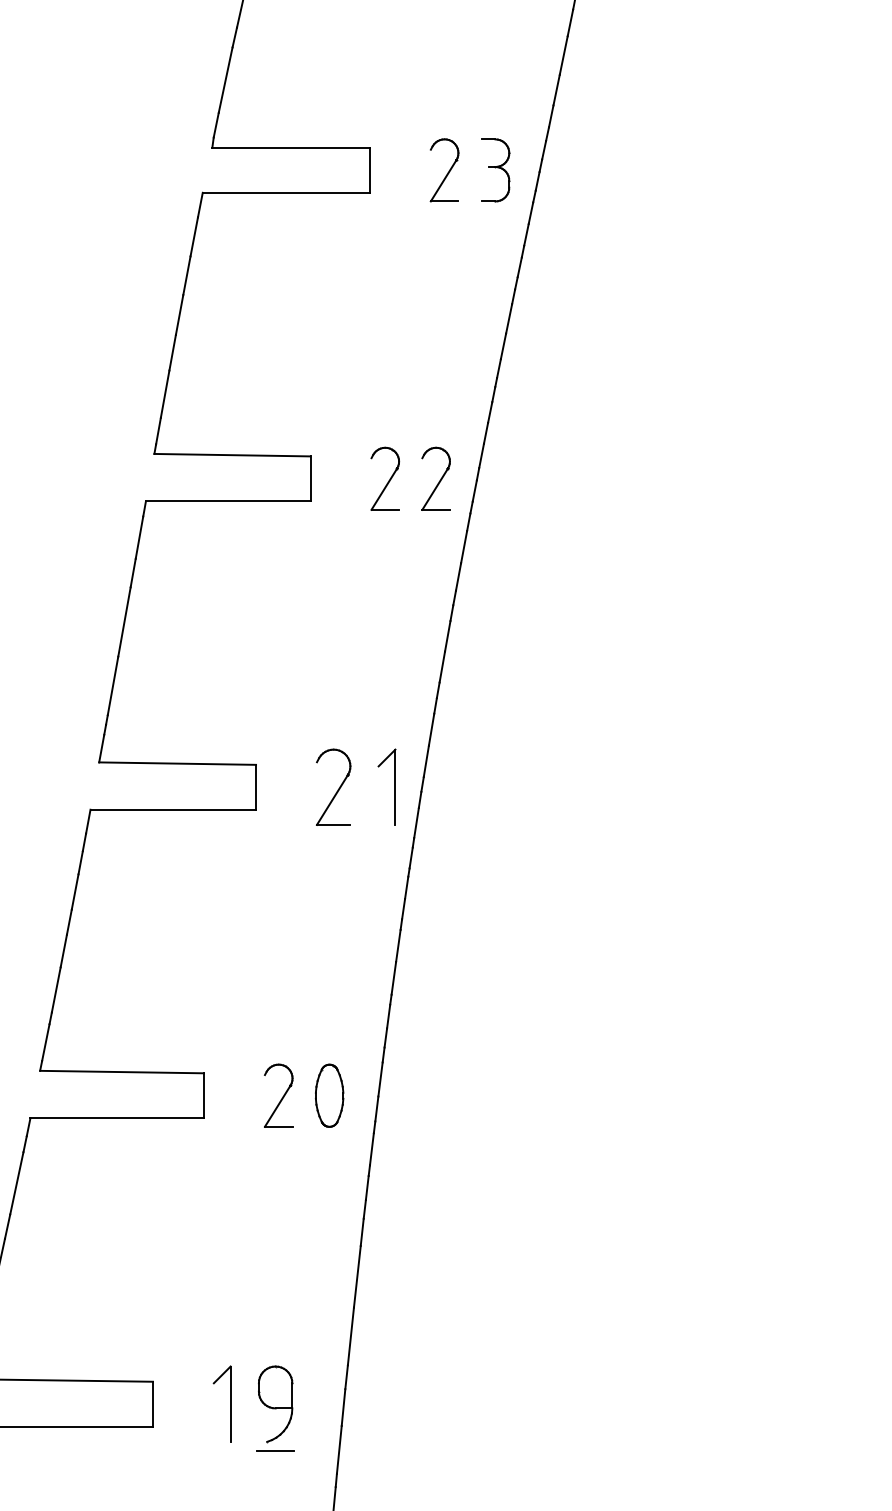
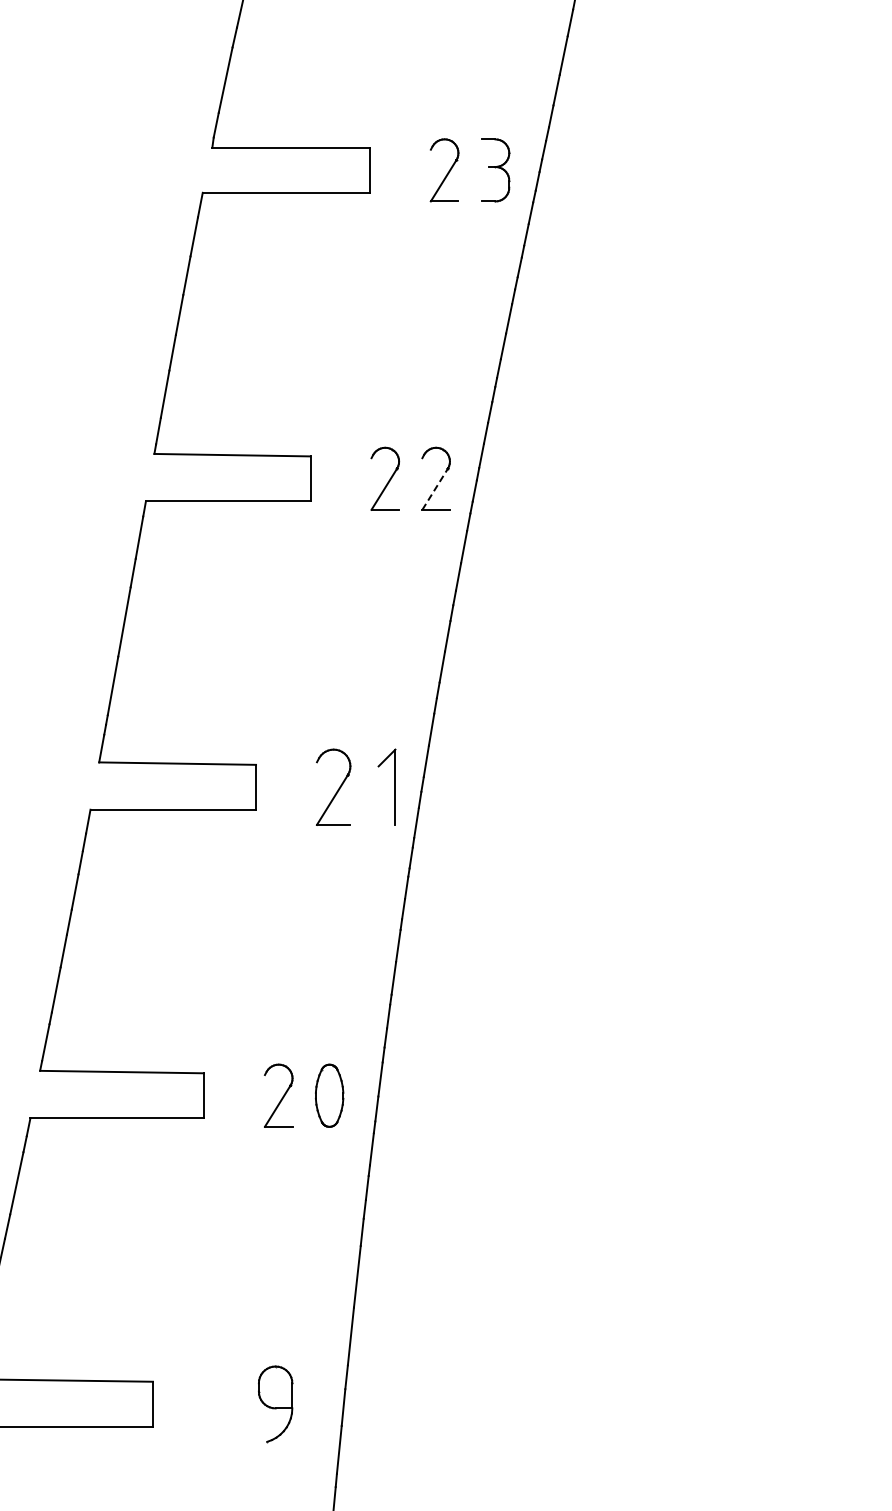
line: solid -> dashed (435, 488)
part: present -> none (230, 1403)
line: present -> none (275, 1451)
